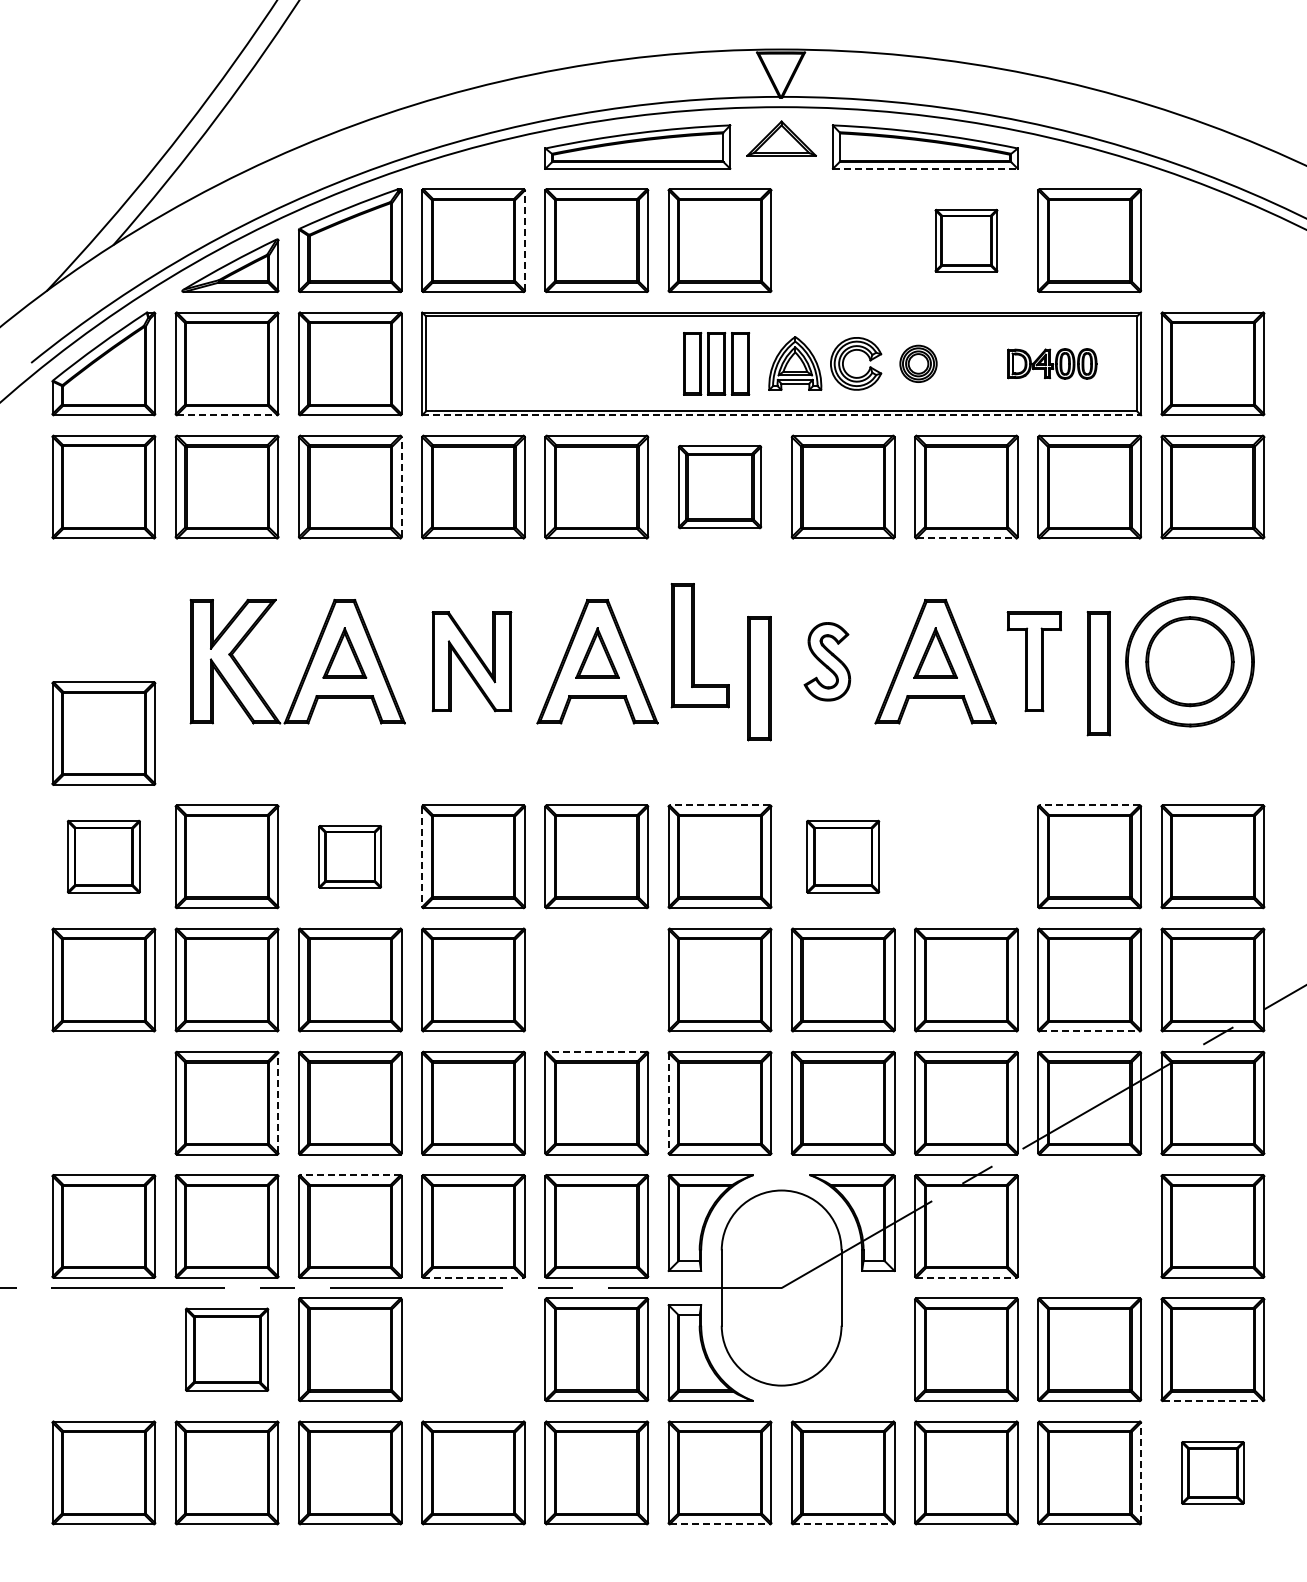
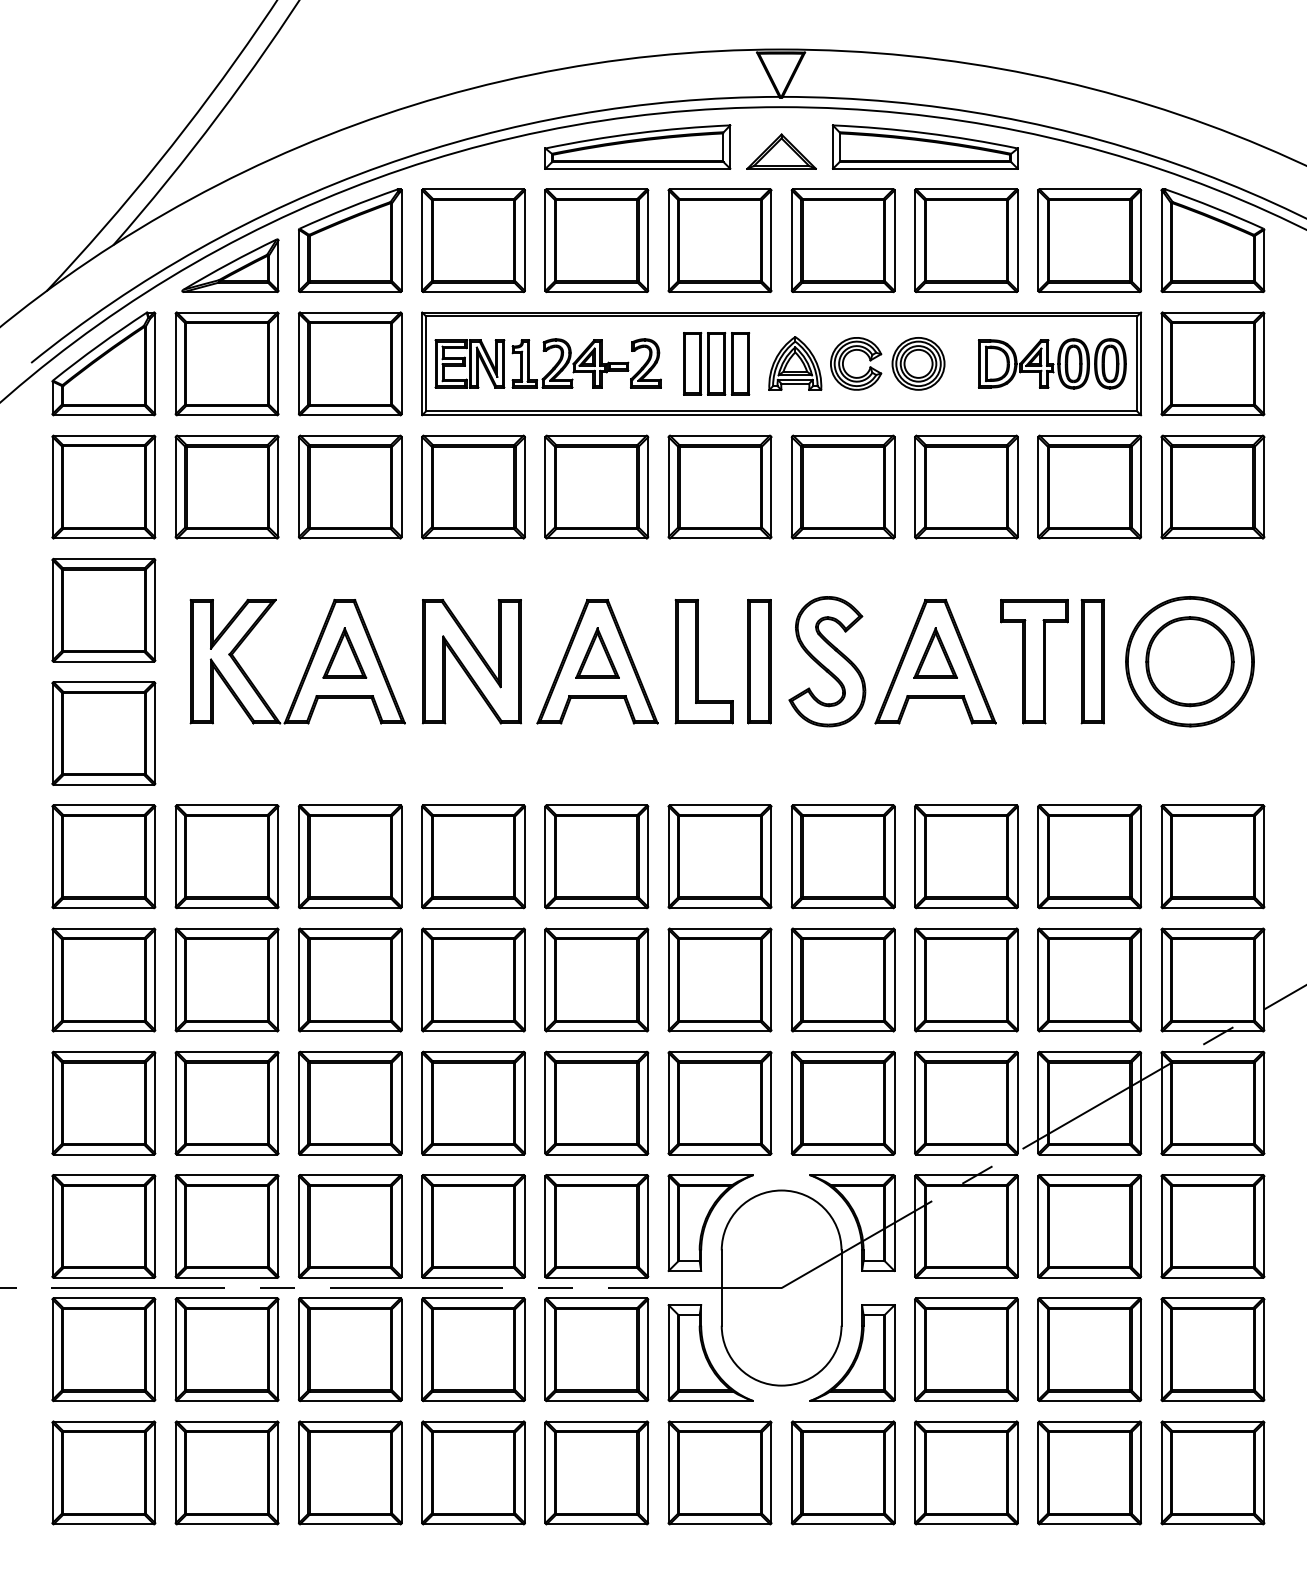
part position: (781, 138) -> (781, 151) (781, 151)
line: dashed -> solid (925, 168)
line: dashed -> solid (524, 240)
part: none -> present (842, 240)
part size: 65x65 px -> 105x106 px (966, 240)
part: none -> present (1212, 240)
part size: 39x39 px -> 55x54 px (918, 363)
part size: 91x32 px -> 149x52 px (1052, 363)
part: none -> present (552, 367)
line: dashed -> solid (227, 415)
line: dashed -> solid (782, 415)
line: dashed -> solid (401, 487)
part size: 86x85 px -> 106x106 px (719, 486)
line: dashed -> solid (966, 538)
part: none -> present (103, 609)
part position: (699, 645) -> (703, 661) (703, 661)
part size: 82x102 px -> 100x126 px (471, 661)
part size: 49x80 px -> 79x132 px (827, 661)
part size: 56x102 px -> 69x126 px (1034, 661)
part position: (1098, 673) -> (1092, 661) (1092, 661)
part position: (759, 678) -> (759, 661) (759, 661)
line: dashed -> solid (719, 805)
line: dashed -> solid (1089, 805)
part size: 75x75 px -> 106x106 px (103, 856)
part size: 65x64 px -> 106x106 px (349, 856)
part size: 75x75 px -> 106x106 px (842, 856)
part: none -> present (966, 856)
line: dashed -> solid (422, 857)
part: none -> present (596, 979)
line: dashed -> solid (1090, 1031)
line: dashed -> solid (596, 1051)
part: none -> present (103, 1102)
line: dashed -> solid (278, 1102)
line: dashed -> solid (668, 1103)
line: dashed -> solid (349, 1175)
part: none -> present (1089, 1226)
line: dashed -> solid (474, 1277)
line: dashed -> solid (966, 1277)
part: none -> present (103, 1349)
part size: 85x85 px -> 106x106 px (226, 1349)
part: none -> present (473, 1349)
part: none -> present (852, 1353)
line: dashed -> solid (1213, 1401)
line: dashed -> solid (1141, 1472)
part size: 64x64 px -> 106x106 px (1212, 1472)
line: dashed -> solid (720, 1524)
line: dashed -> solid (843, 1524)
